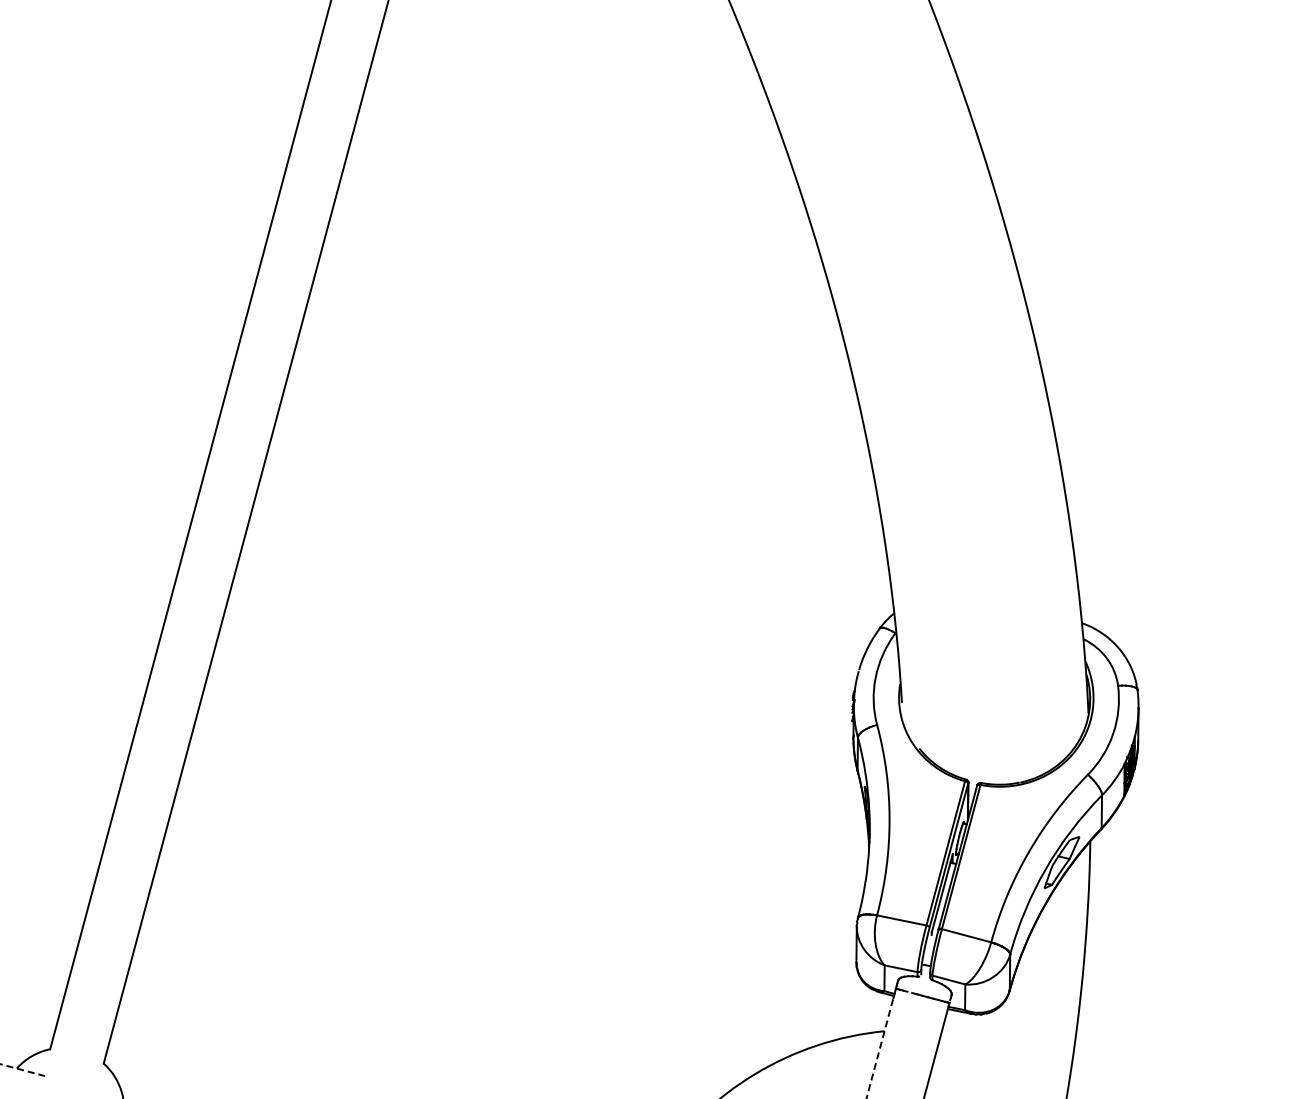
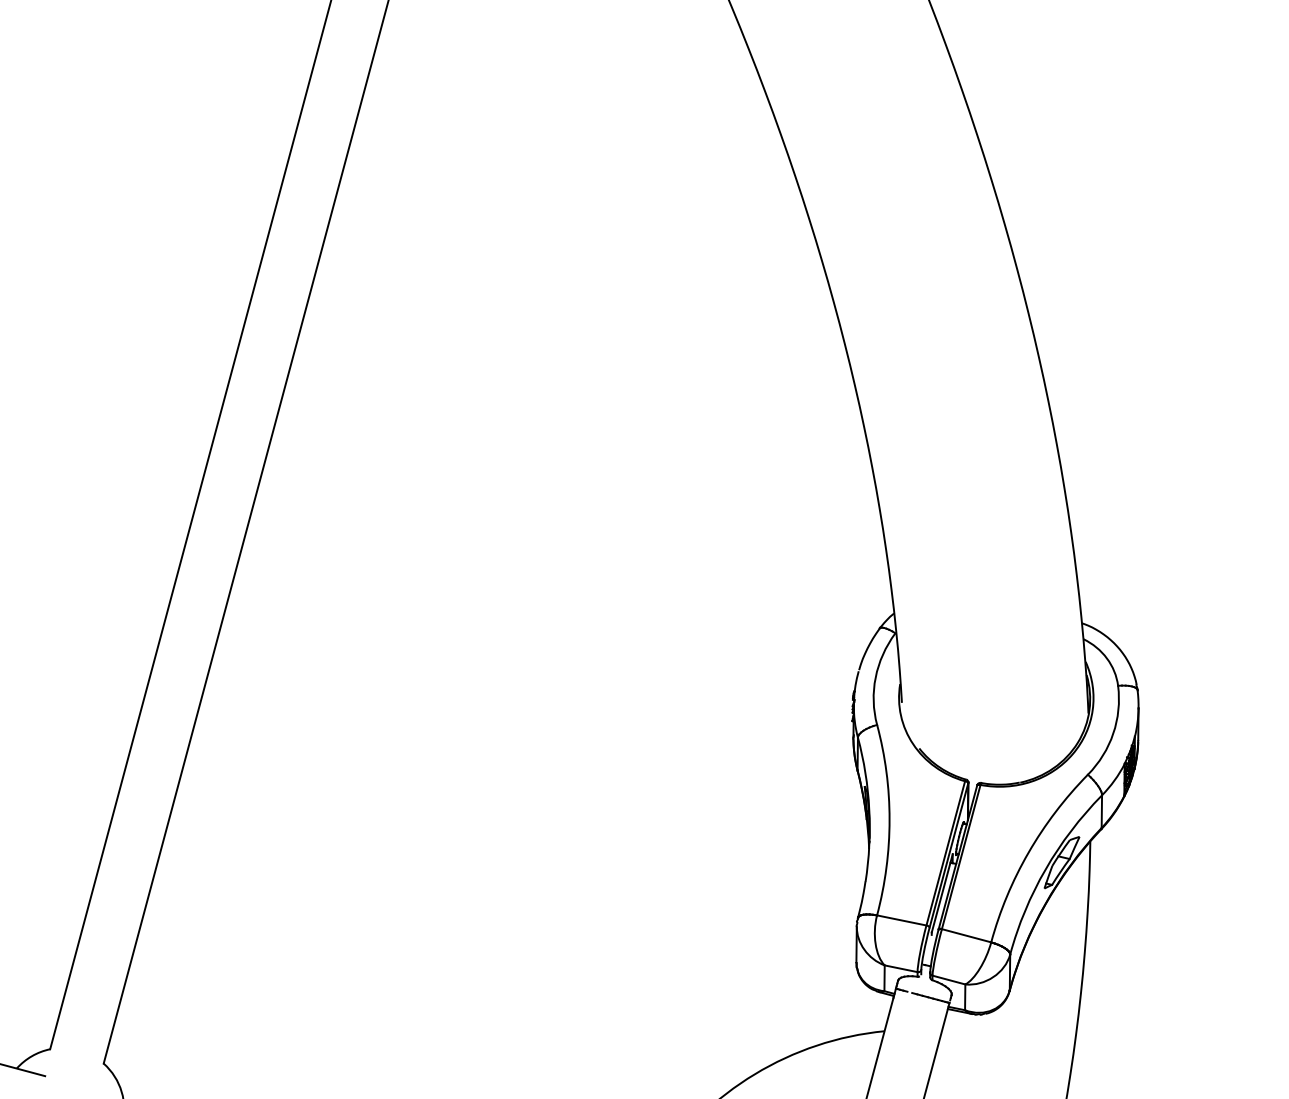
line: dashed -> solid (881, 1043)
line: dashed -> solid (22, 1070)
